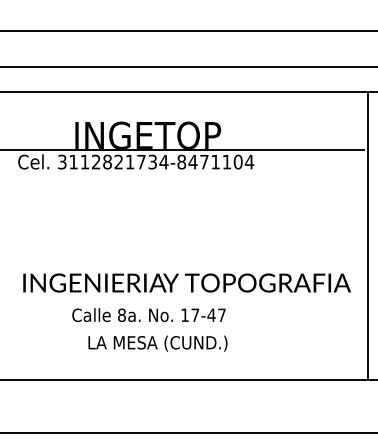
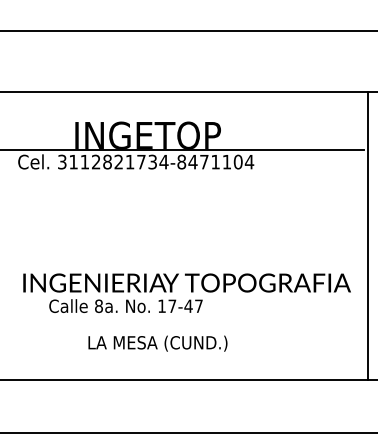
line: present -> none (188, 66)
text position: (148, 314) -> (125, 305) (125, 305)
